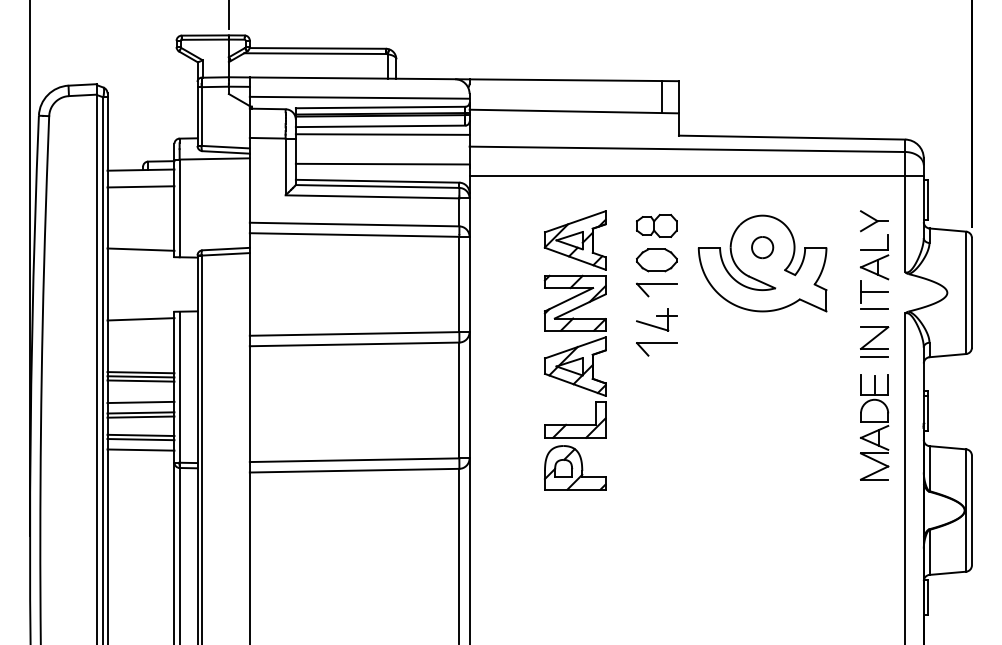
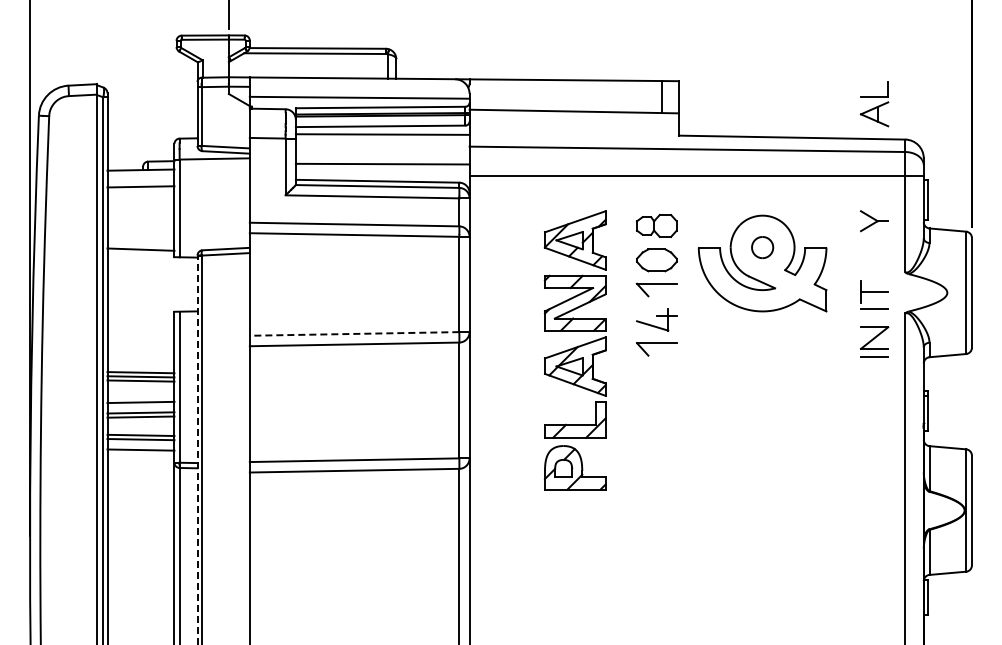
part position: (874, 257) -> (874, 104) (874, 104)
line: present -> none (140, 319)
line: solid -> dashed (354, 333)
part: present -> none (874, 427)
line: solid -> dashed (197, 449)
